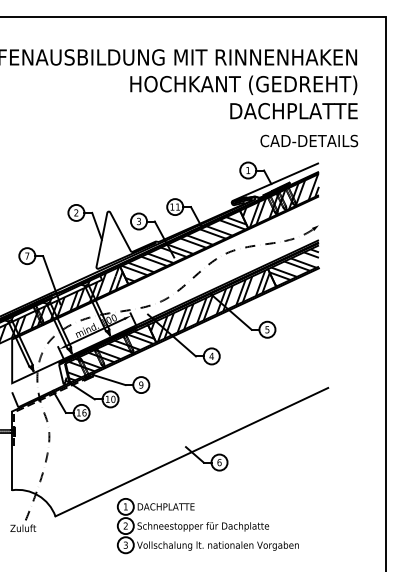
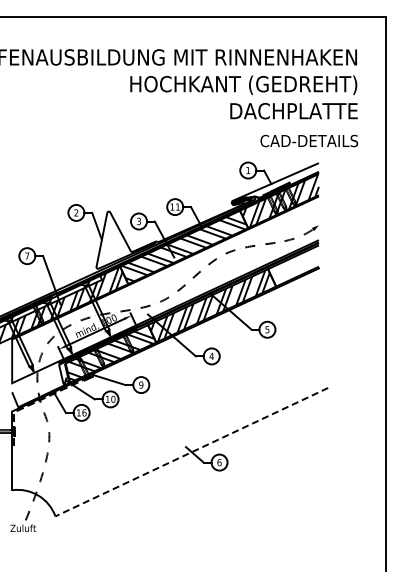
hatch: present -> none (293, 267)
line: solid -> dashed (191, 452)
part: present -> none (207, 526)
